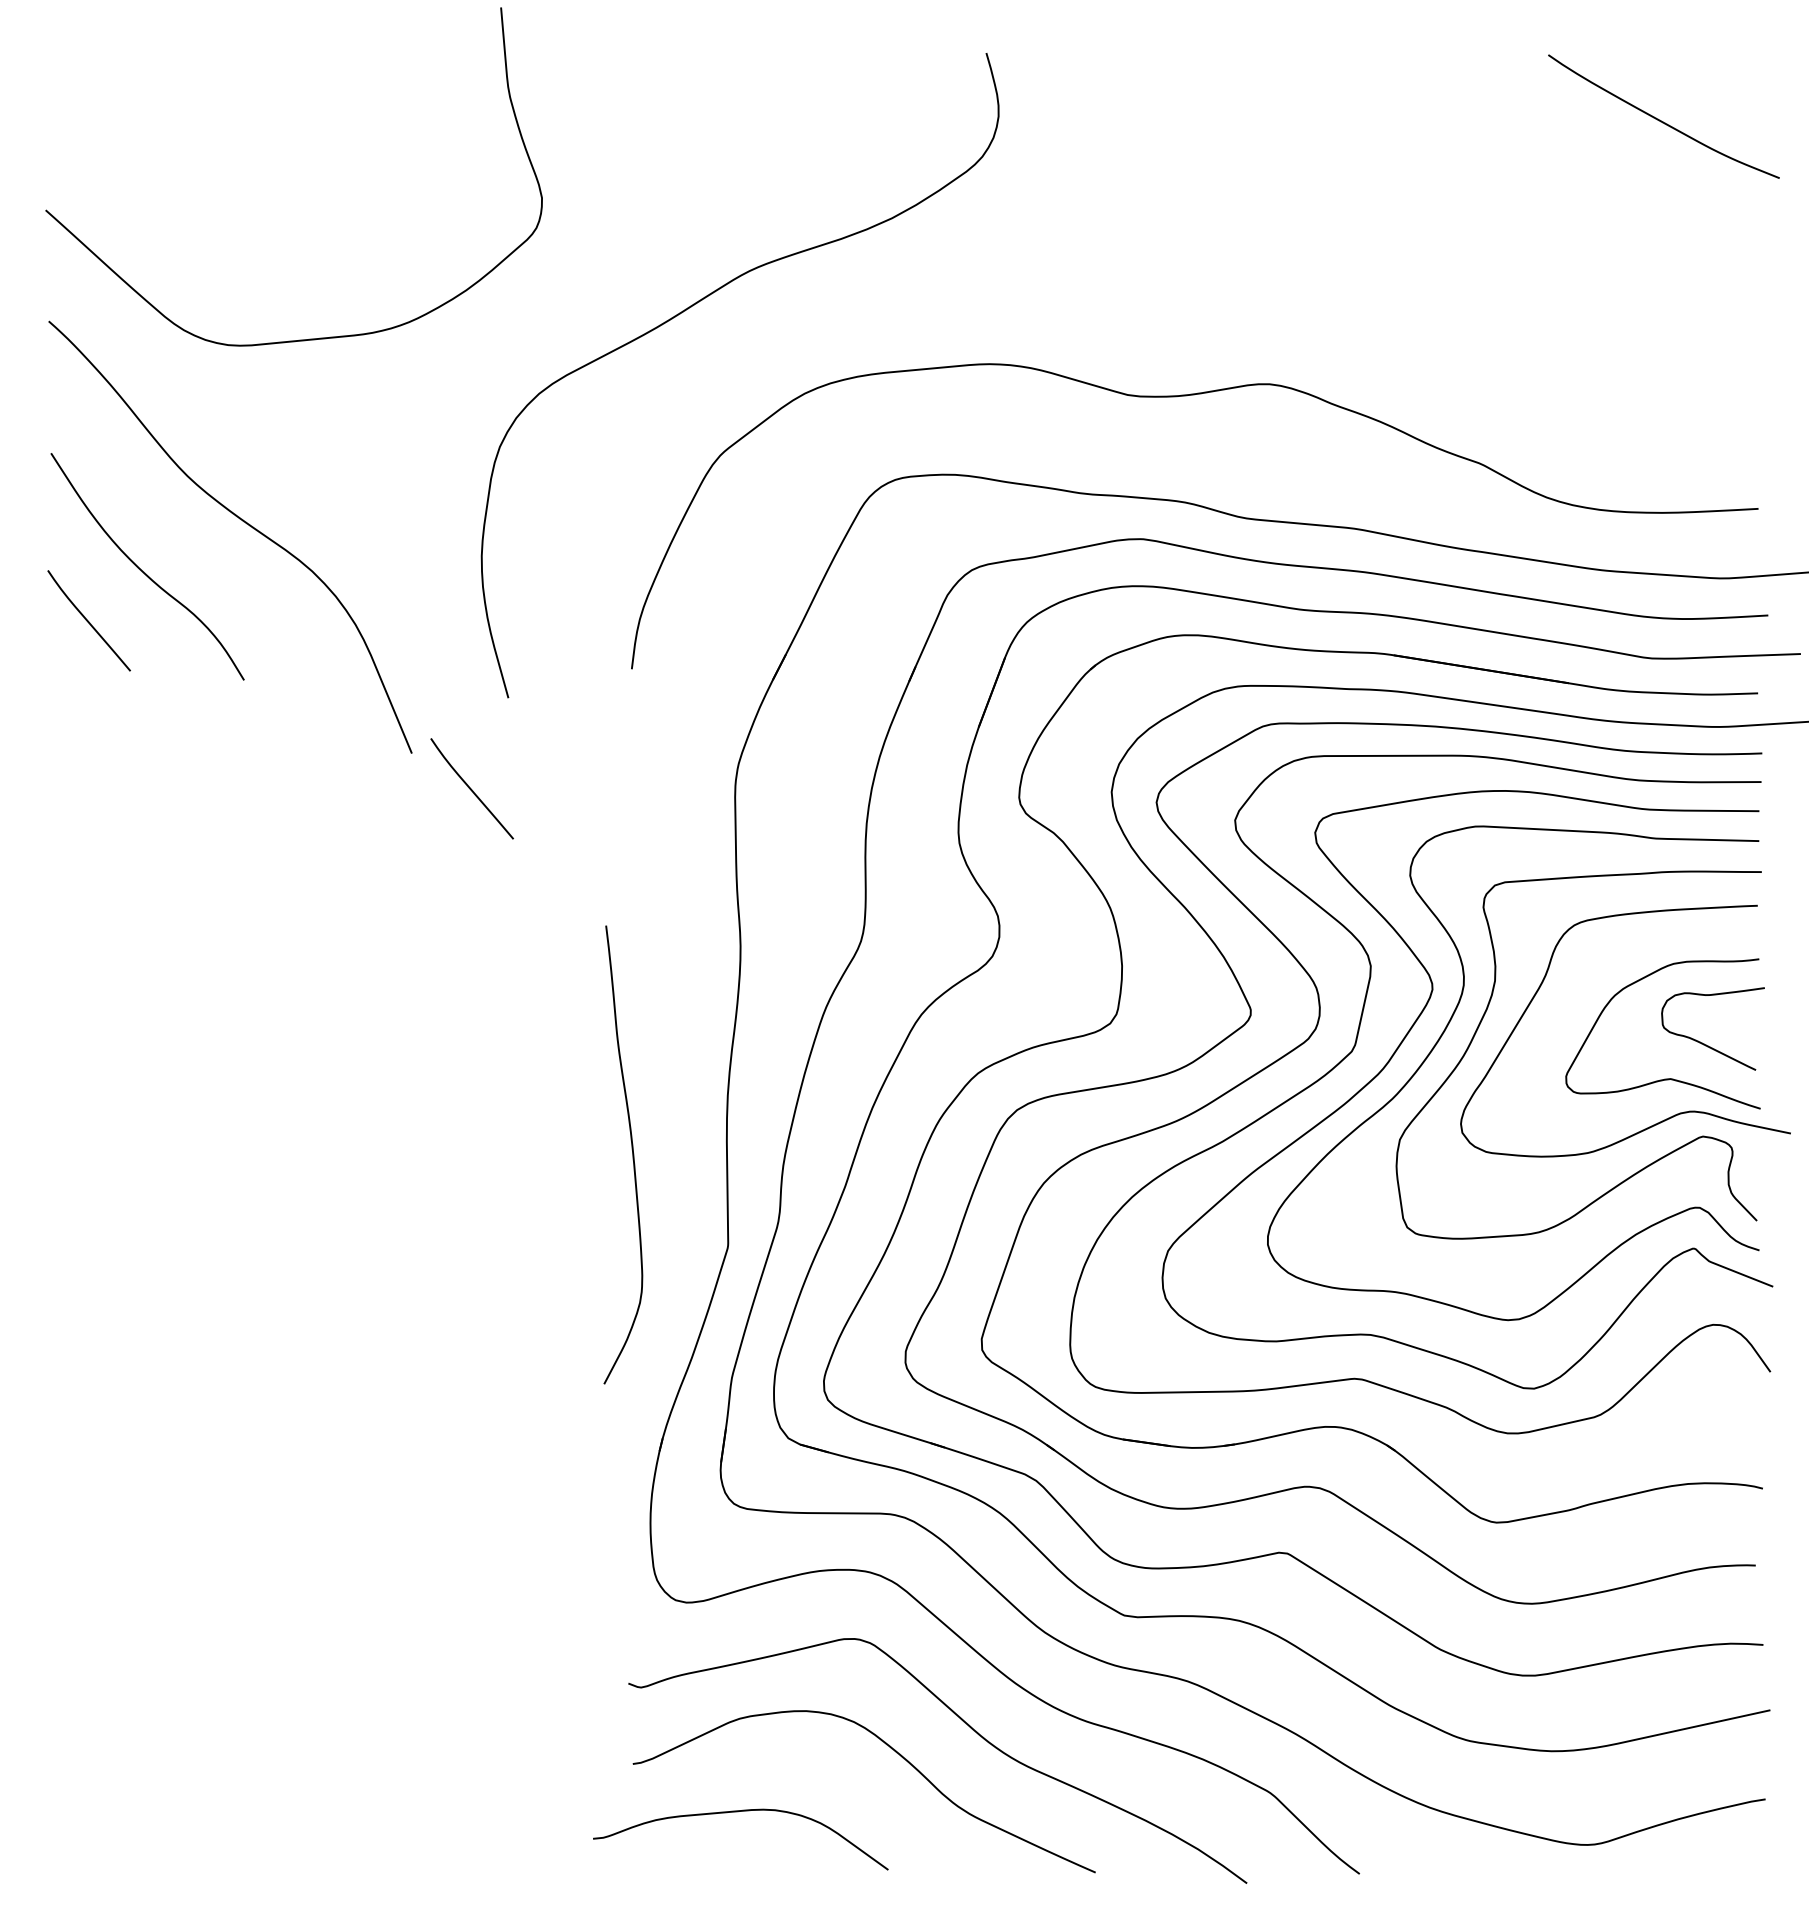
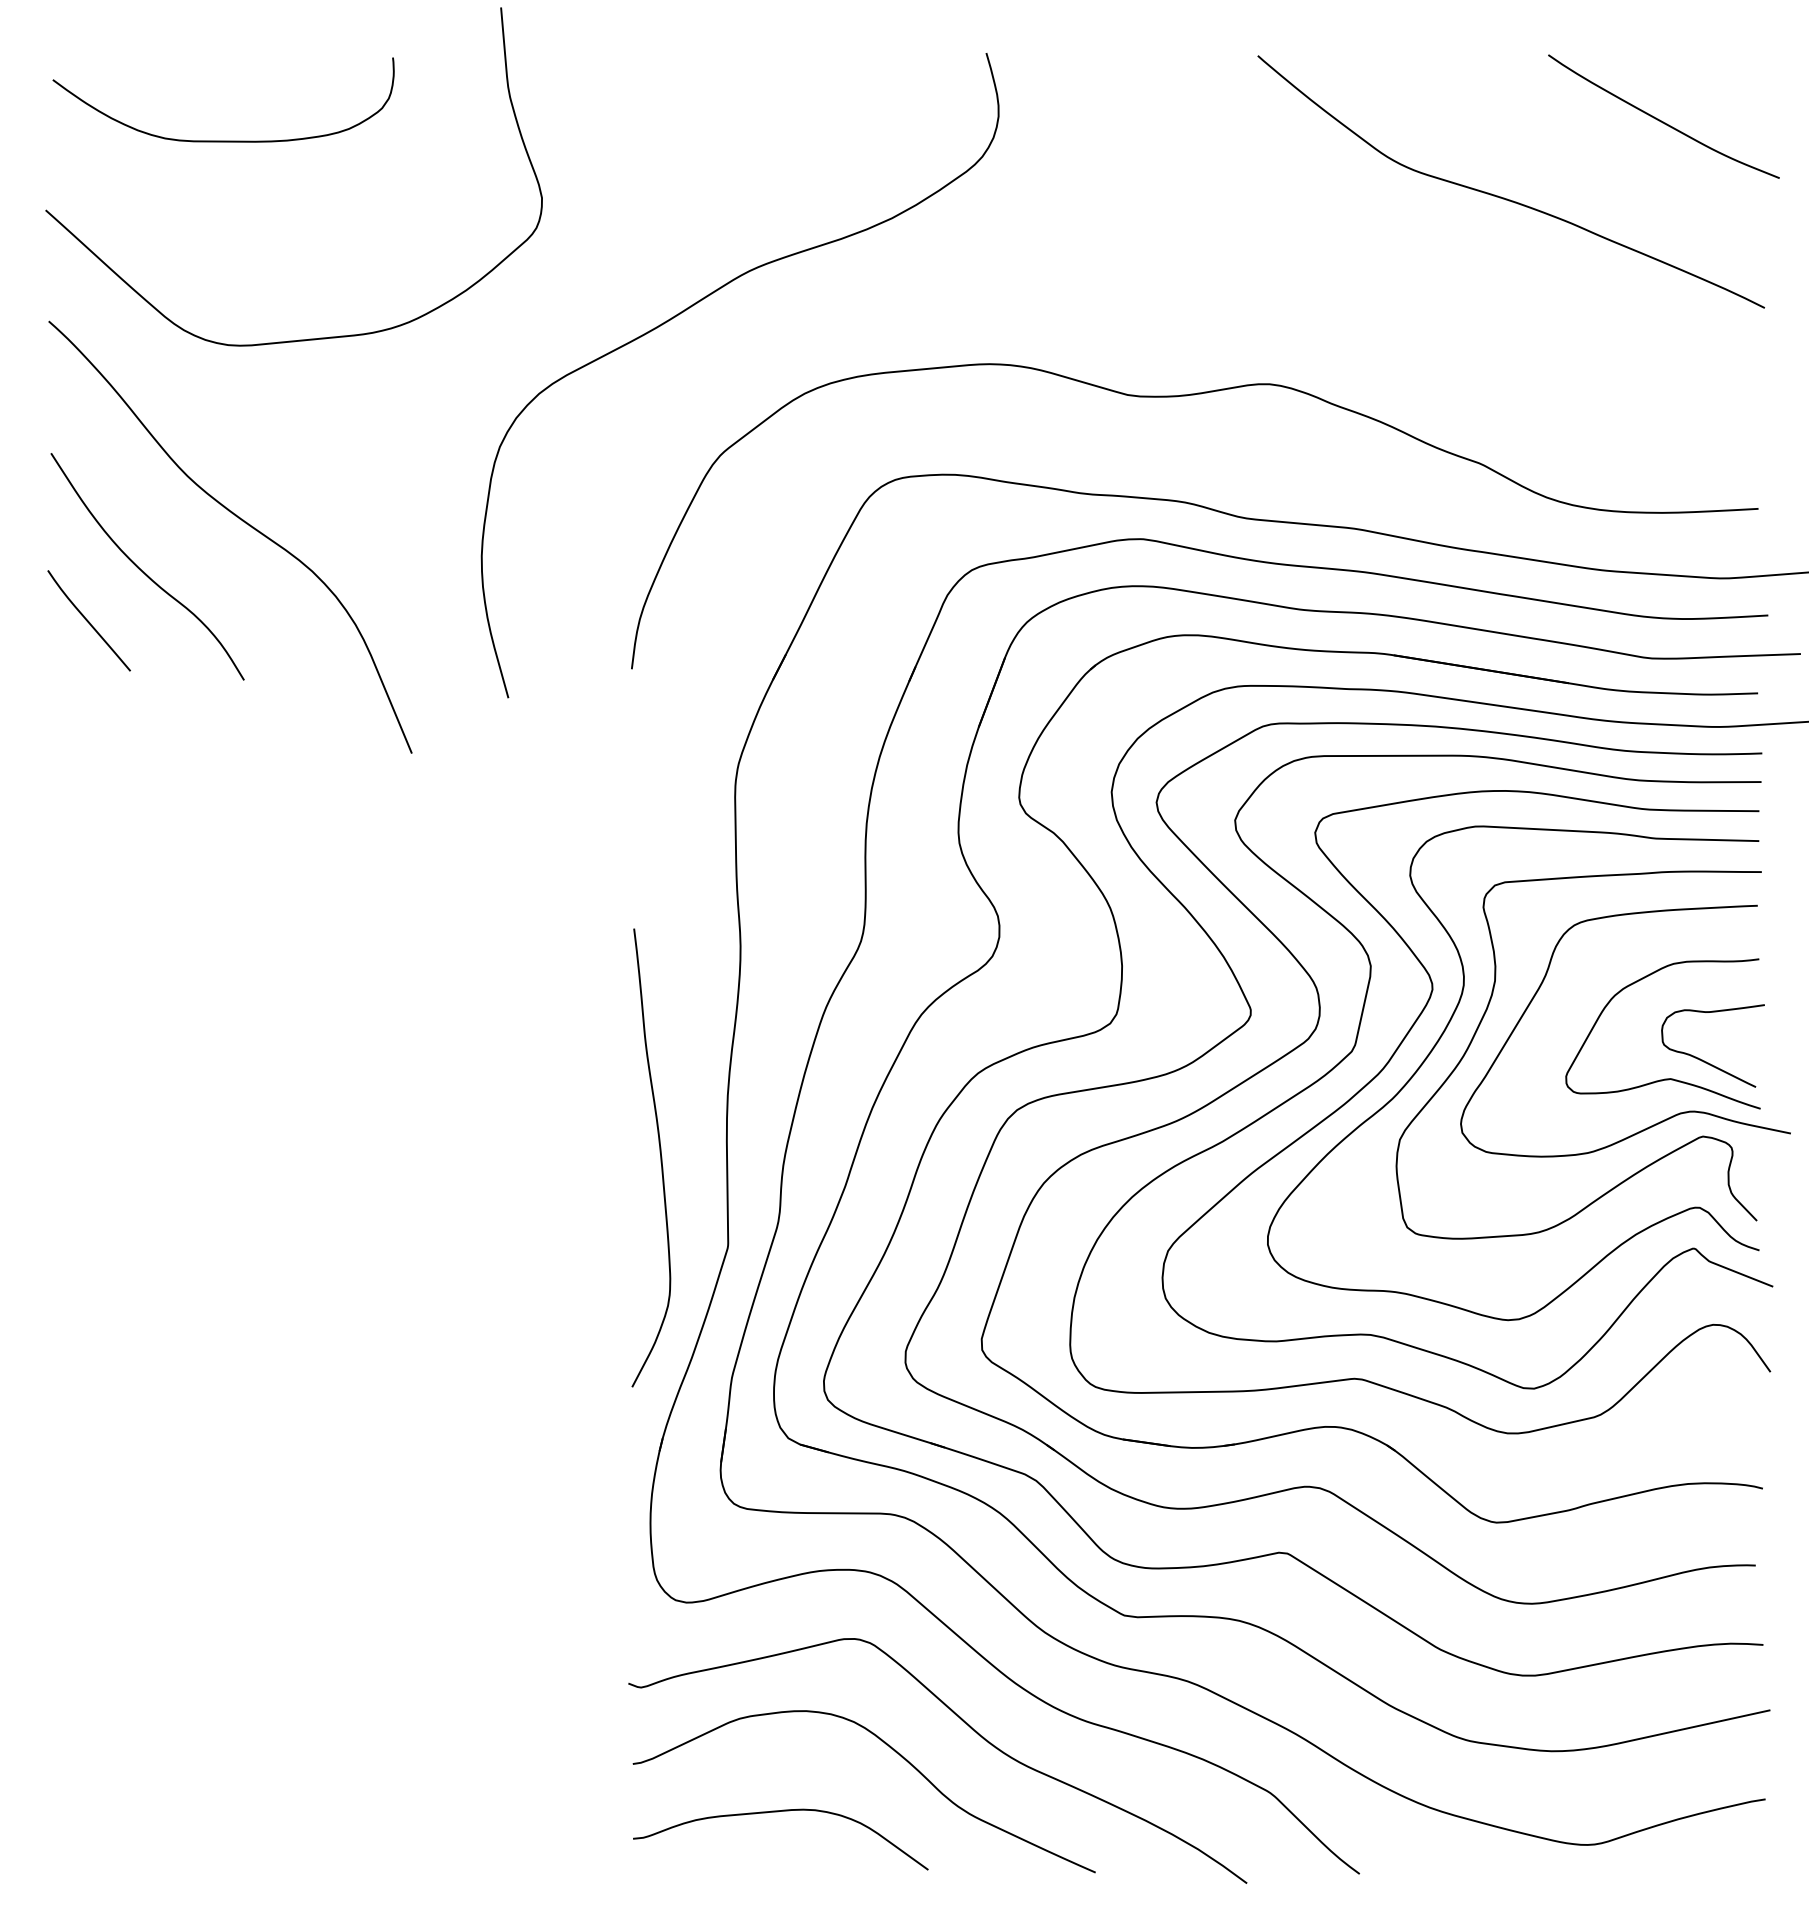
curve: none -> present (223, 140)
curve: none -> present (1504, 197)
curve: present -> none (471, 788)
curve position: (1704, 1043) -> (1704, 1060) (1704, 1060)
curve position: (632, 1154) -> (660, 1157) (660, 1157)
curve position: (738, 1812) -> (778, 1812) (778, 1812)
